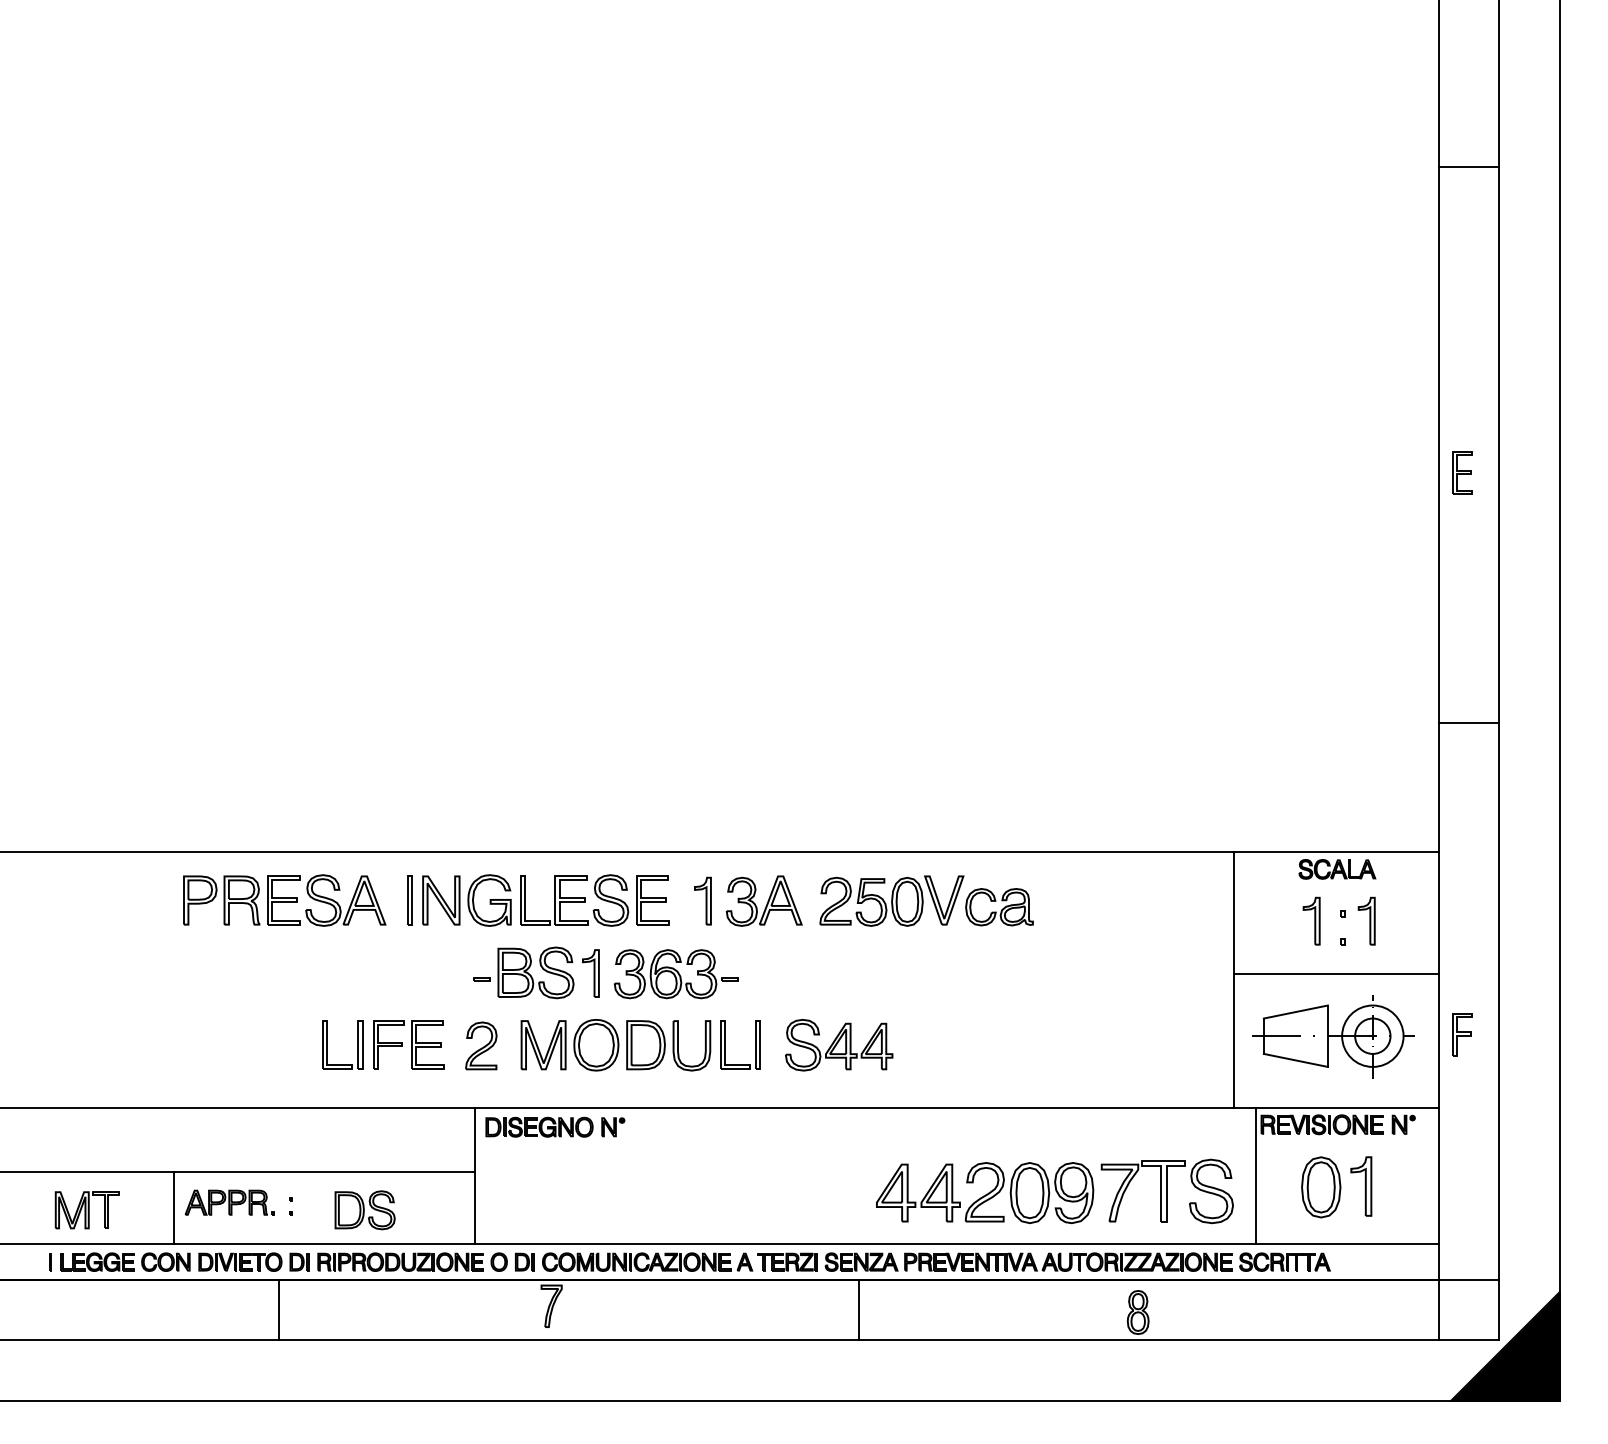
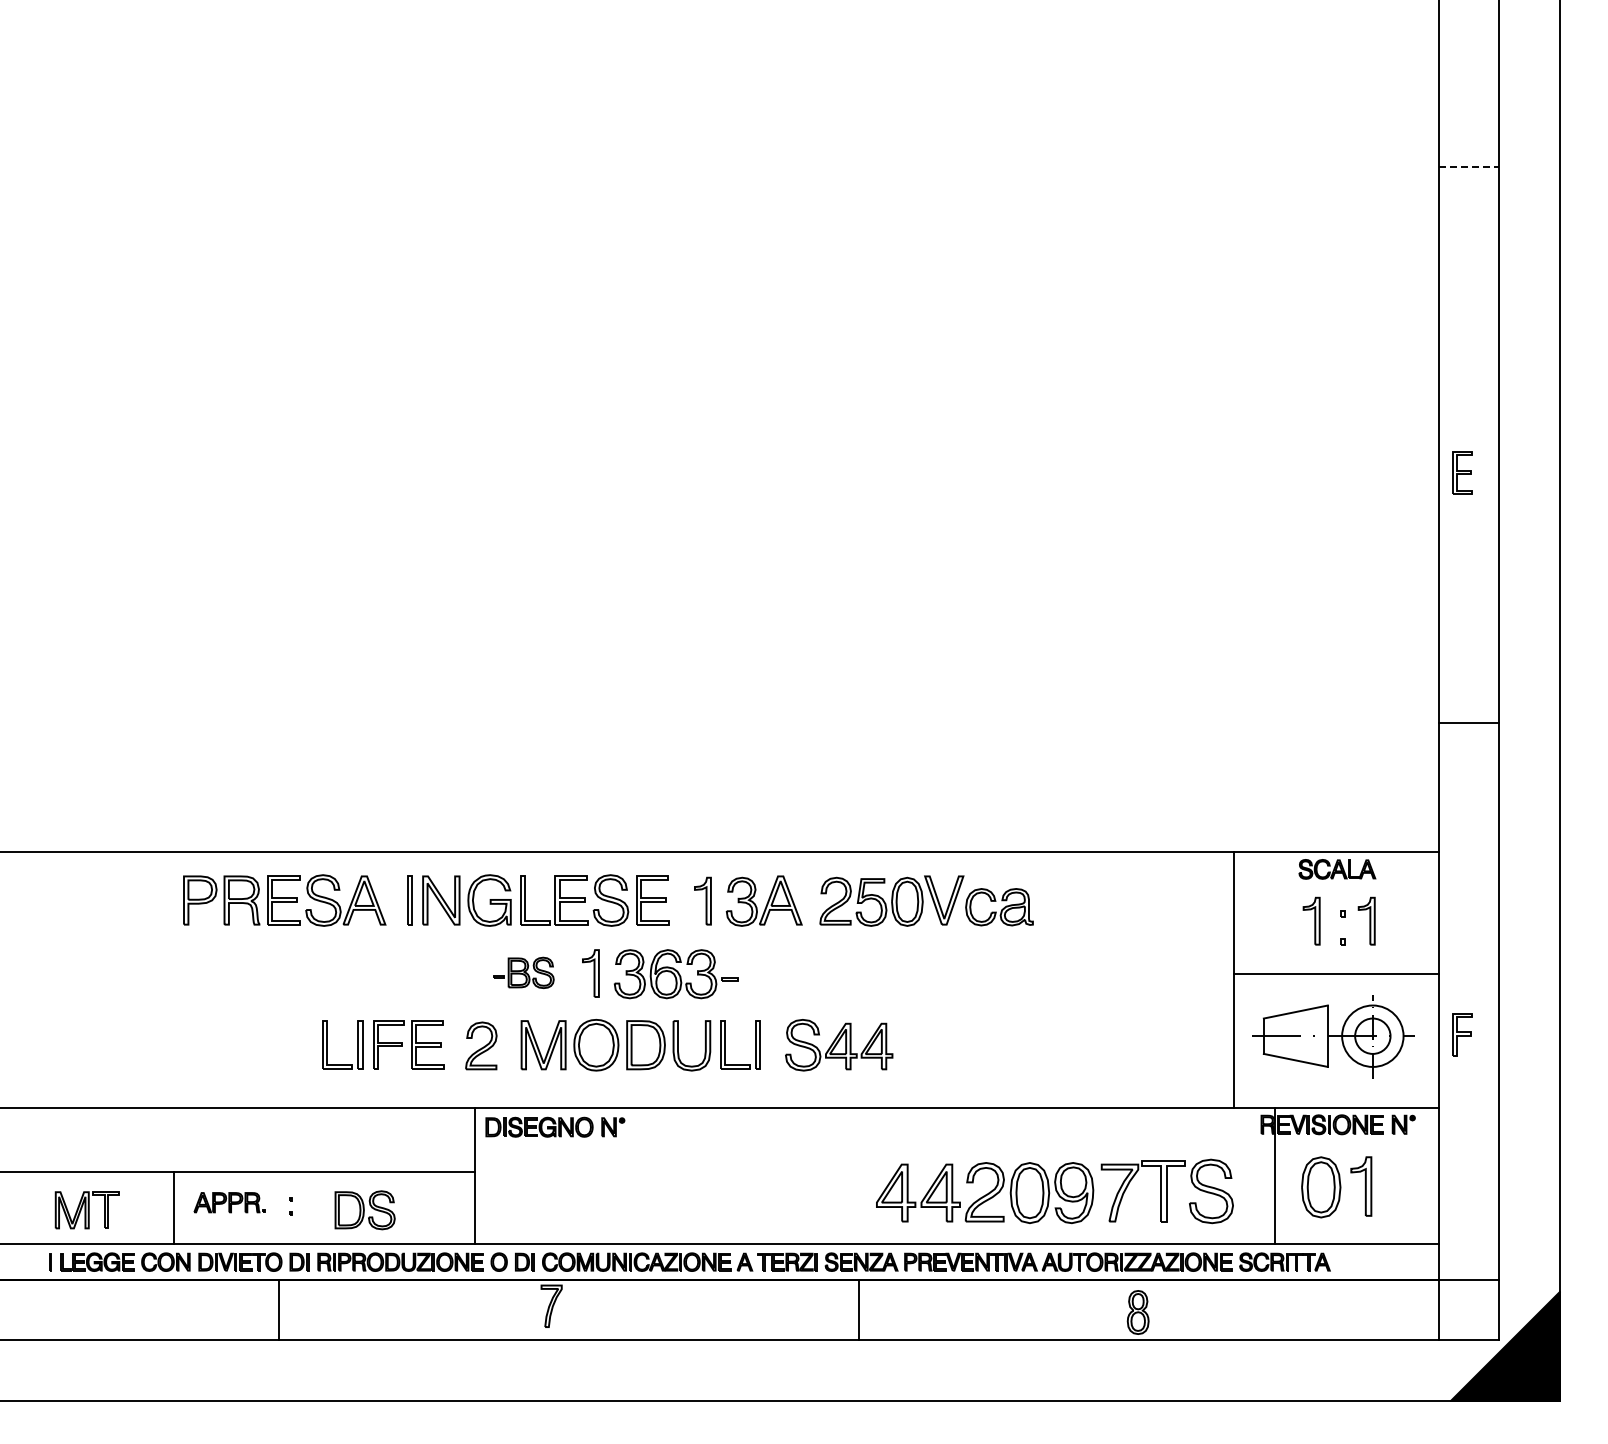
line: solid -> dashed (1469, 166)
part size: 102x54 px -> 62x33 px (523, 972)
line position: (1255, 1175) -> (1274, 1175) (1274, 1175)
part size: 91x27 px -> 73x22 px (229, 1202)
